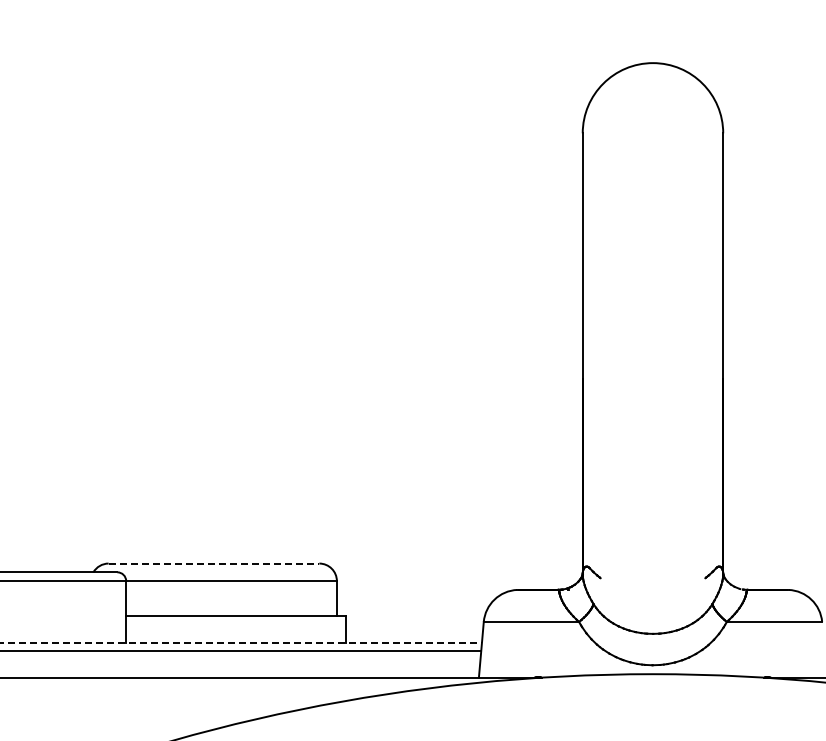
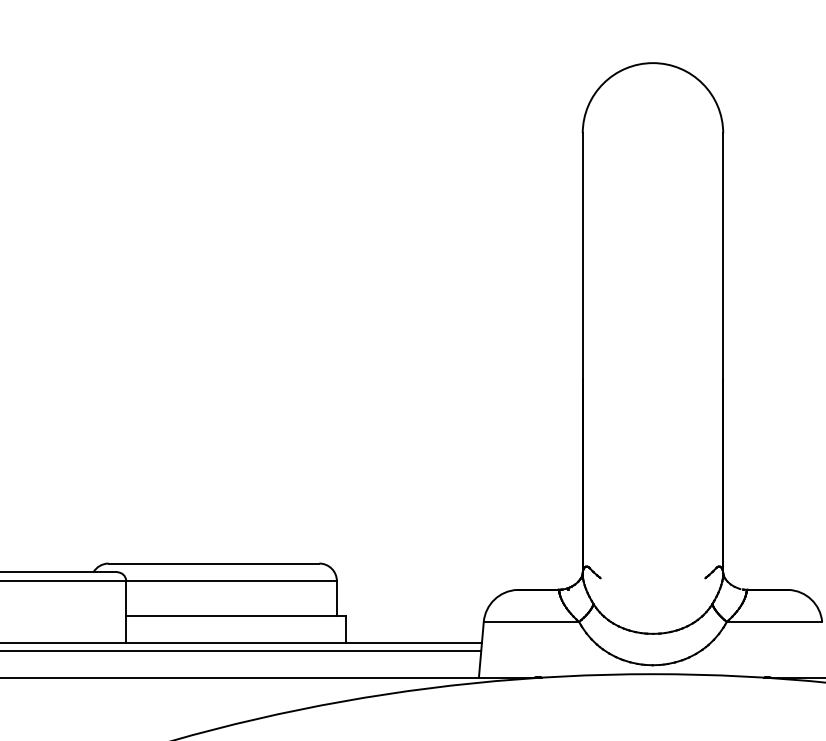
line: dashed -> solid (214, 563)
line: dashed -> solid (241, 642)
